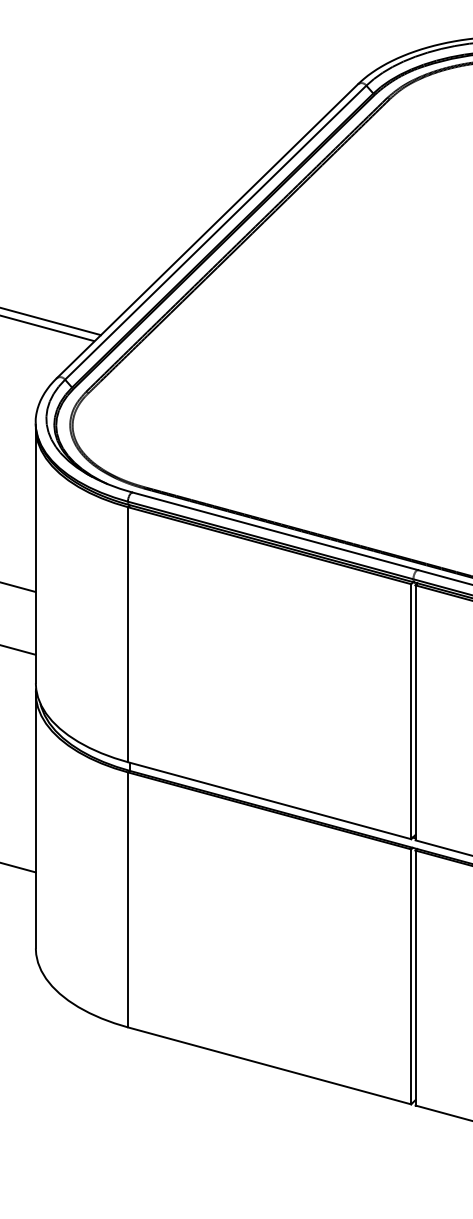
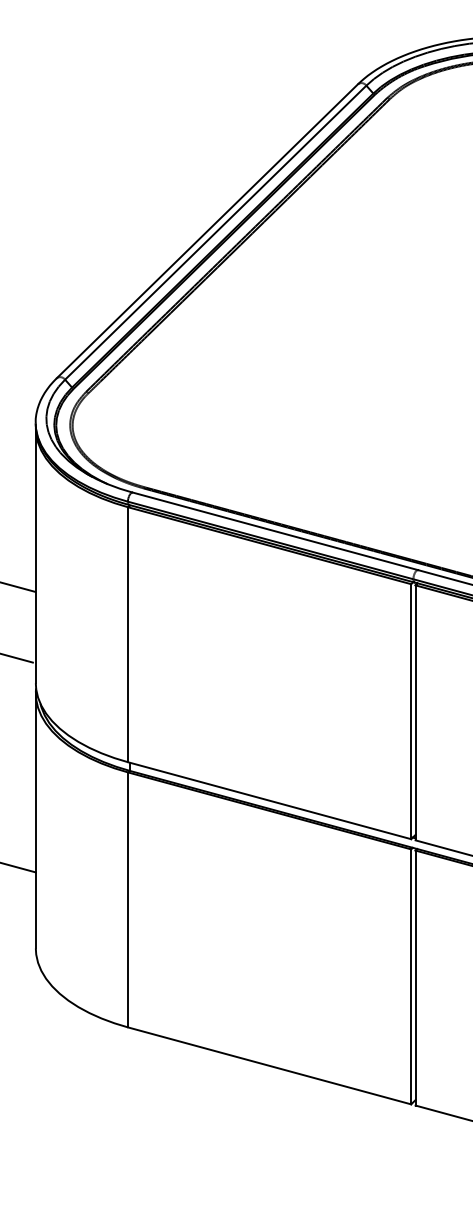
line: present -> none (51, 321)
line: present -> none (48, 328)
line position: (18, 649) -> (17, 658) (17, 658)
